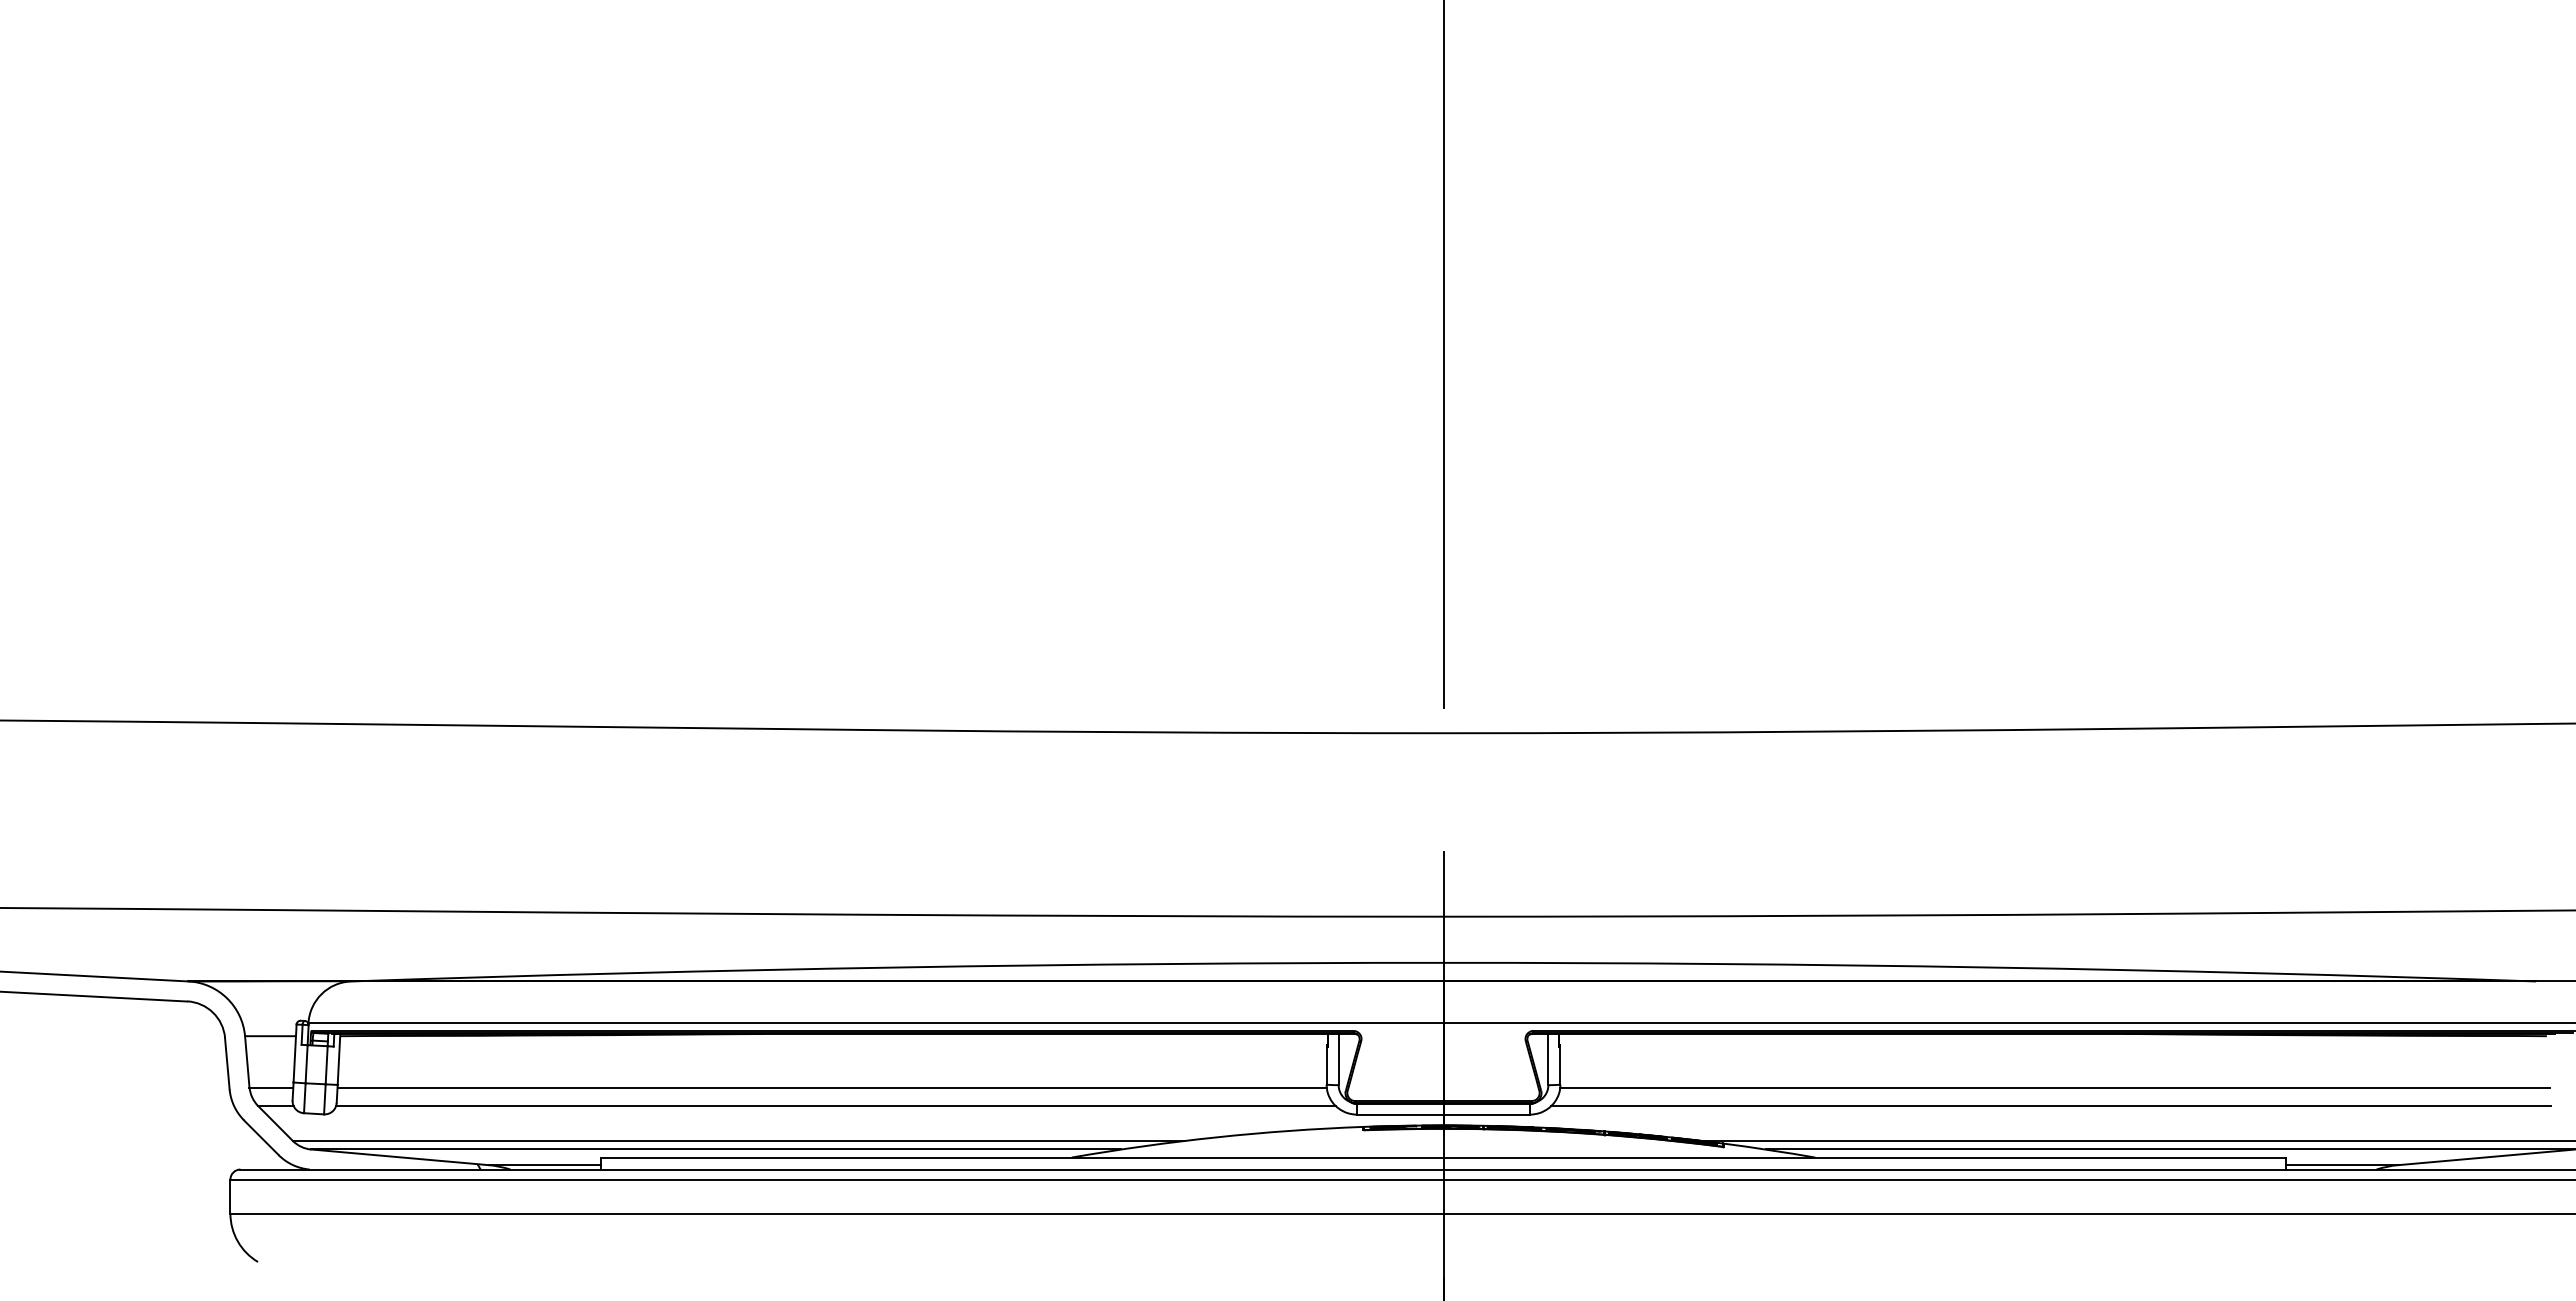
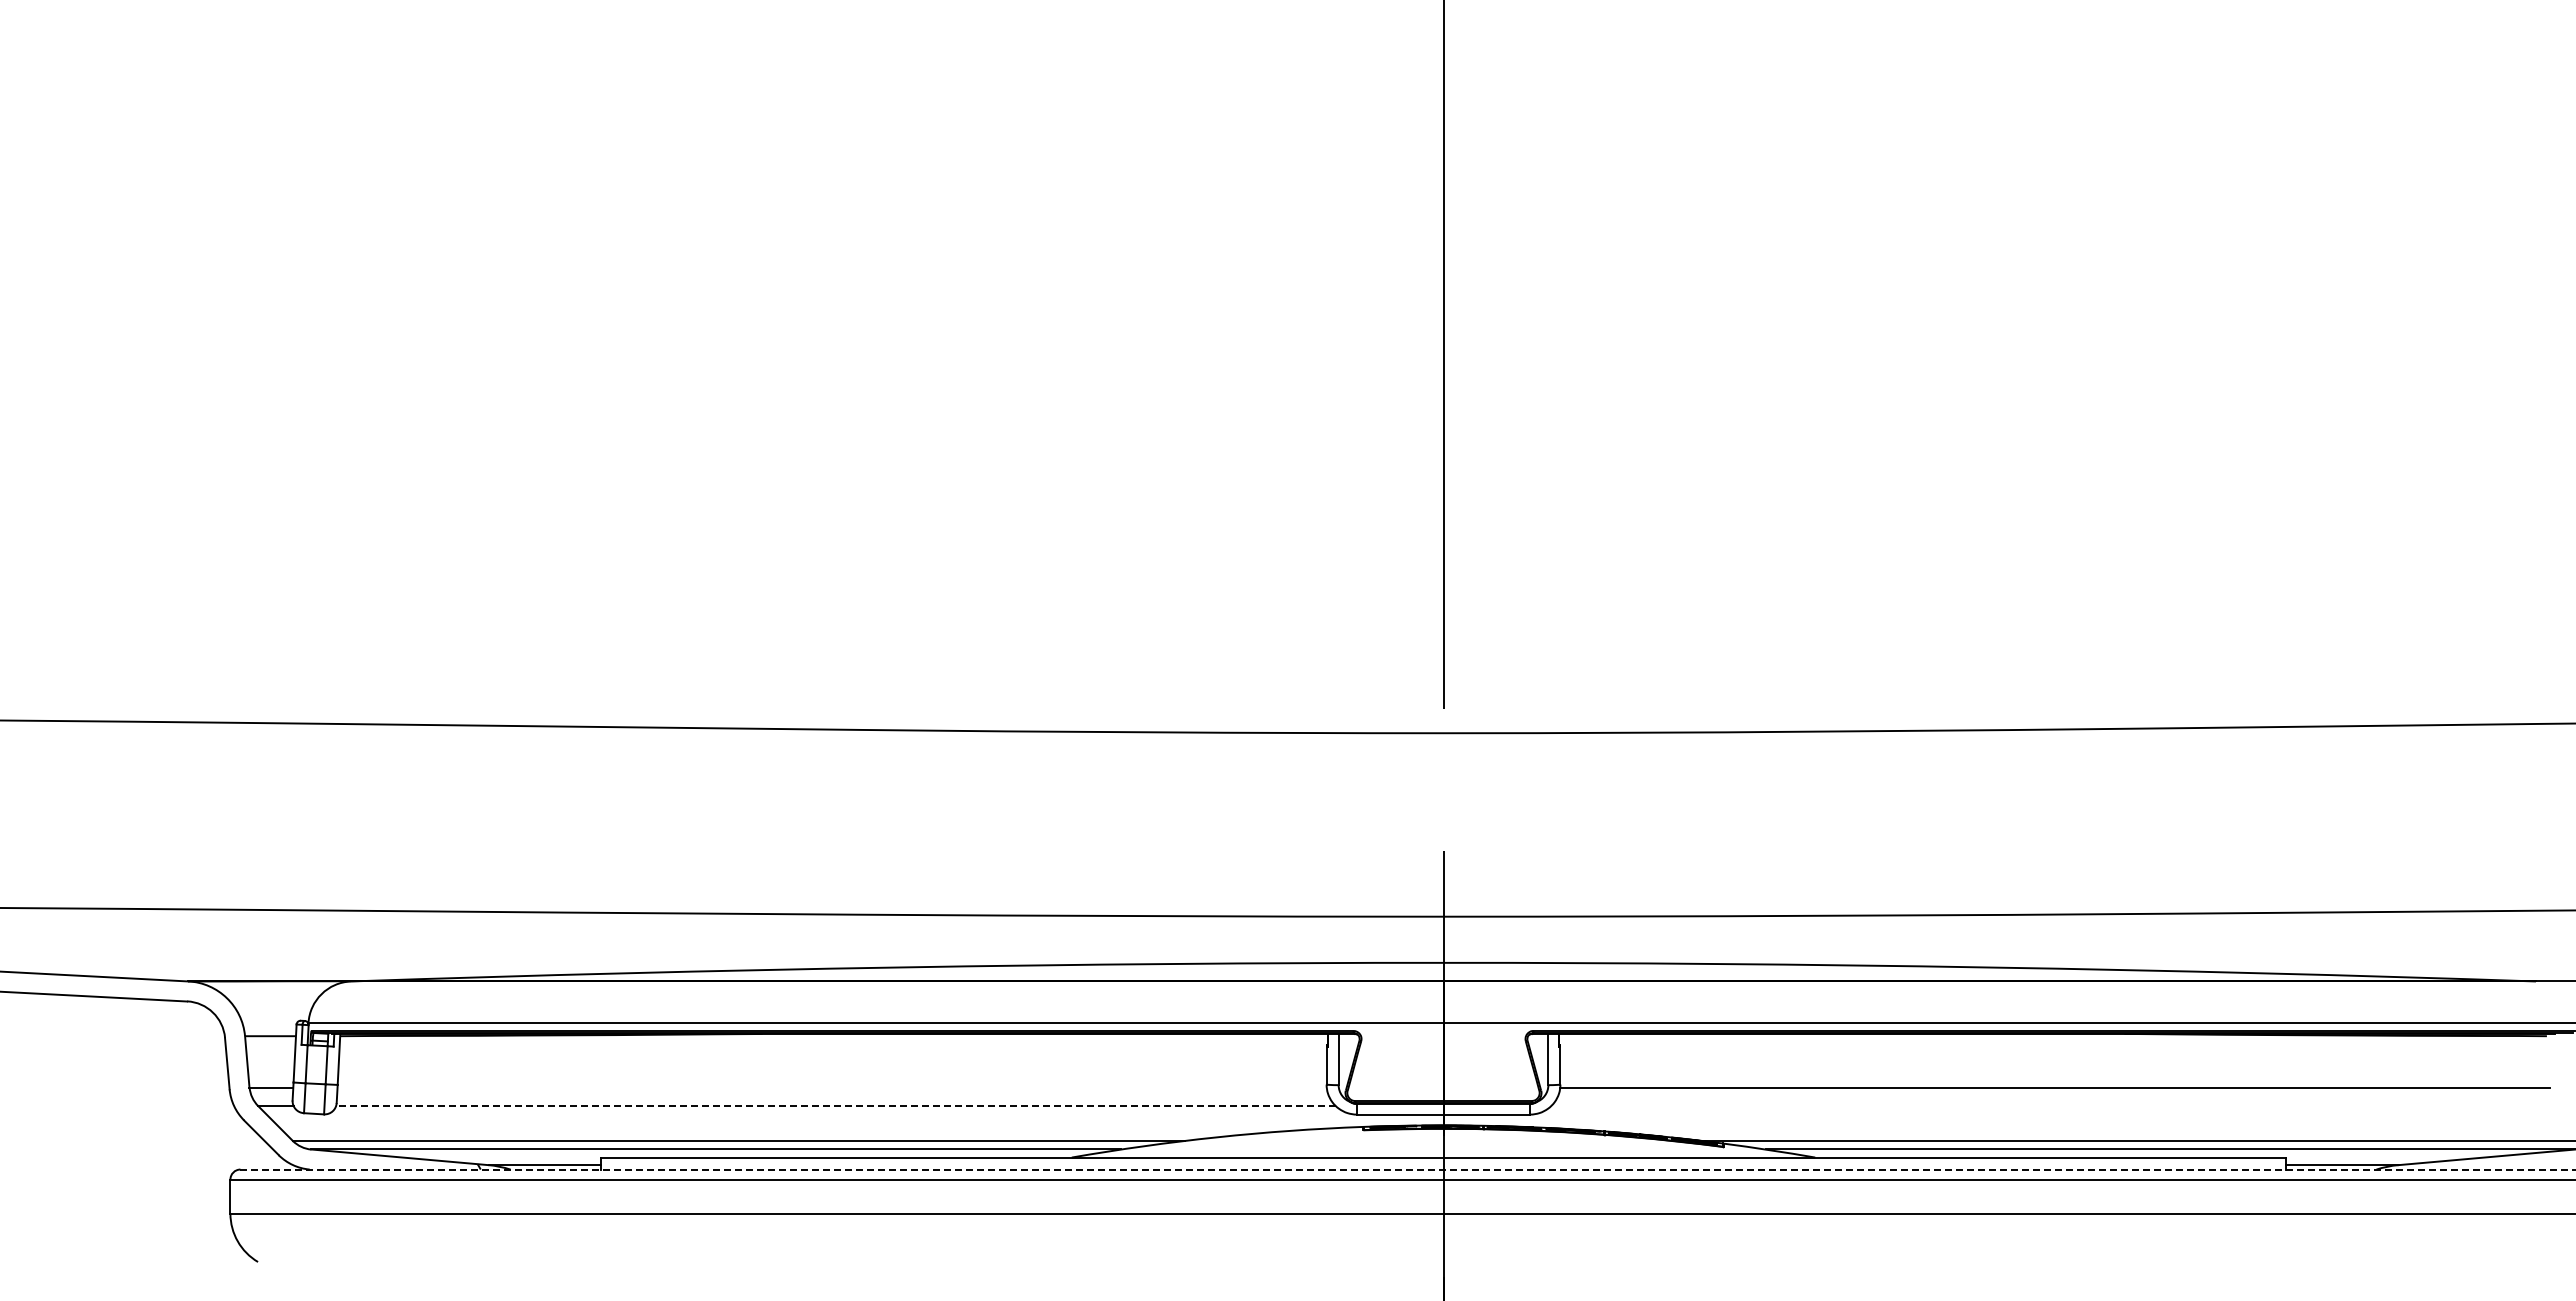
line: present -> none (831, 1087)
line: solid -> dashed (835, 1106)
line: present -> none (2050, 1106)
line: solid -> dashed (1408, 1169)
